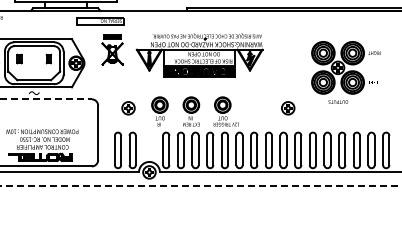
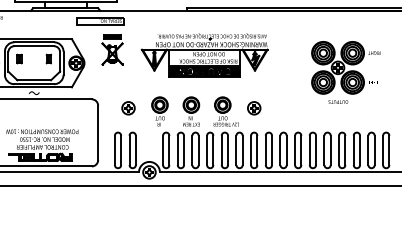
part position: (199, 55) -> (204, 55) (204, 55)
line: dashed -> solid (46, 99)
part position: (288, 108) -> (254, 108) (254, 108)
line: dashed -> solid (200, 186)
